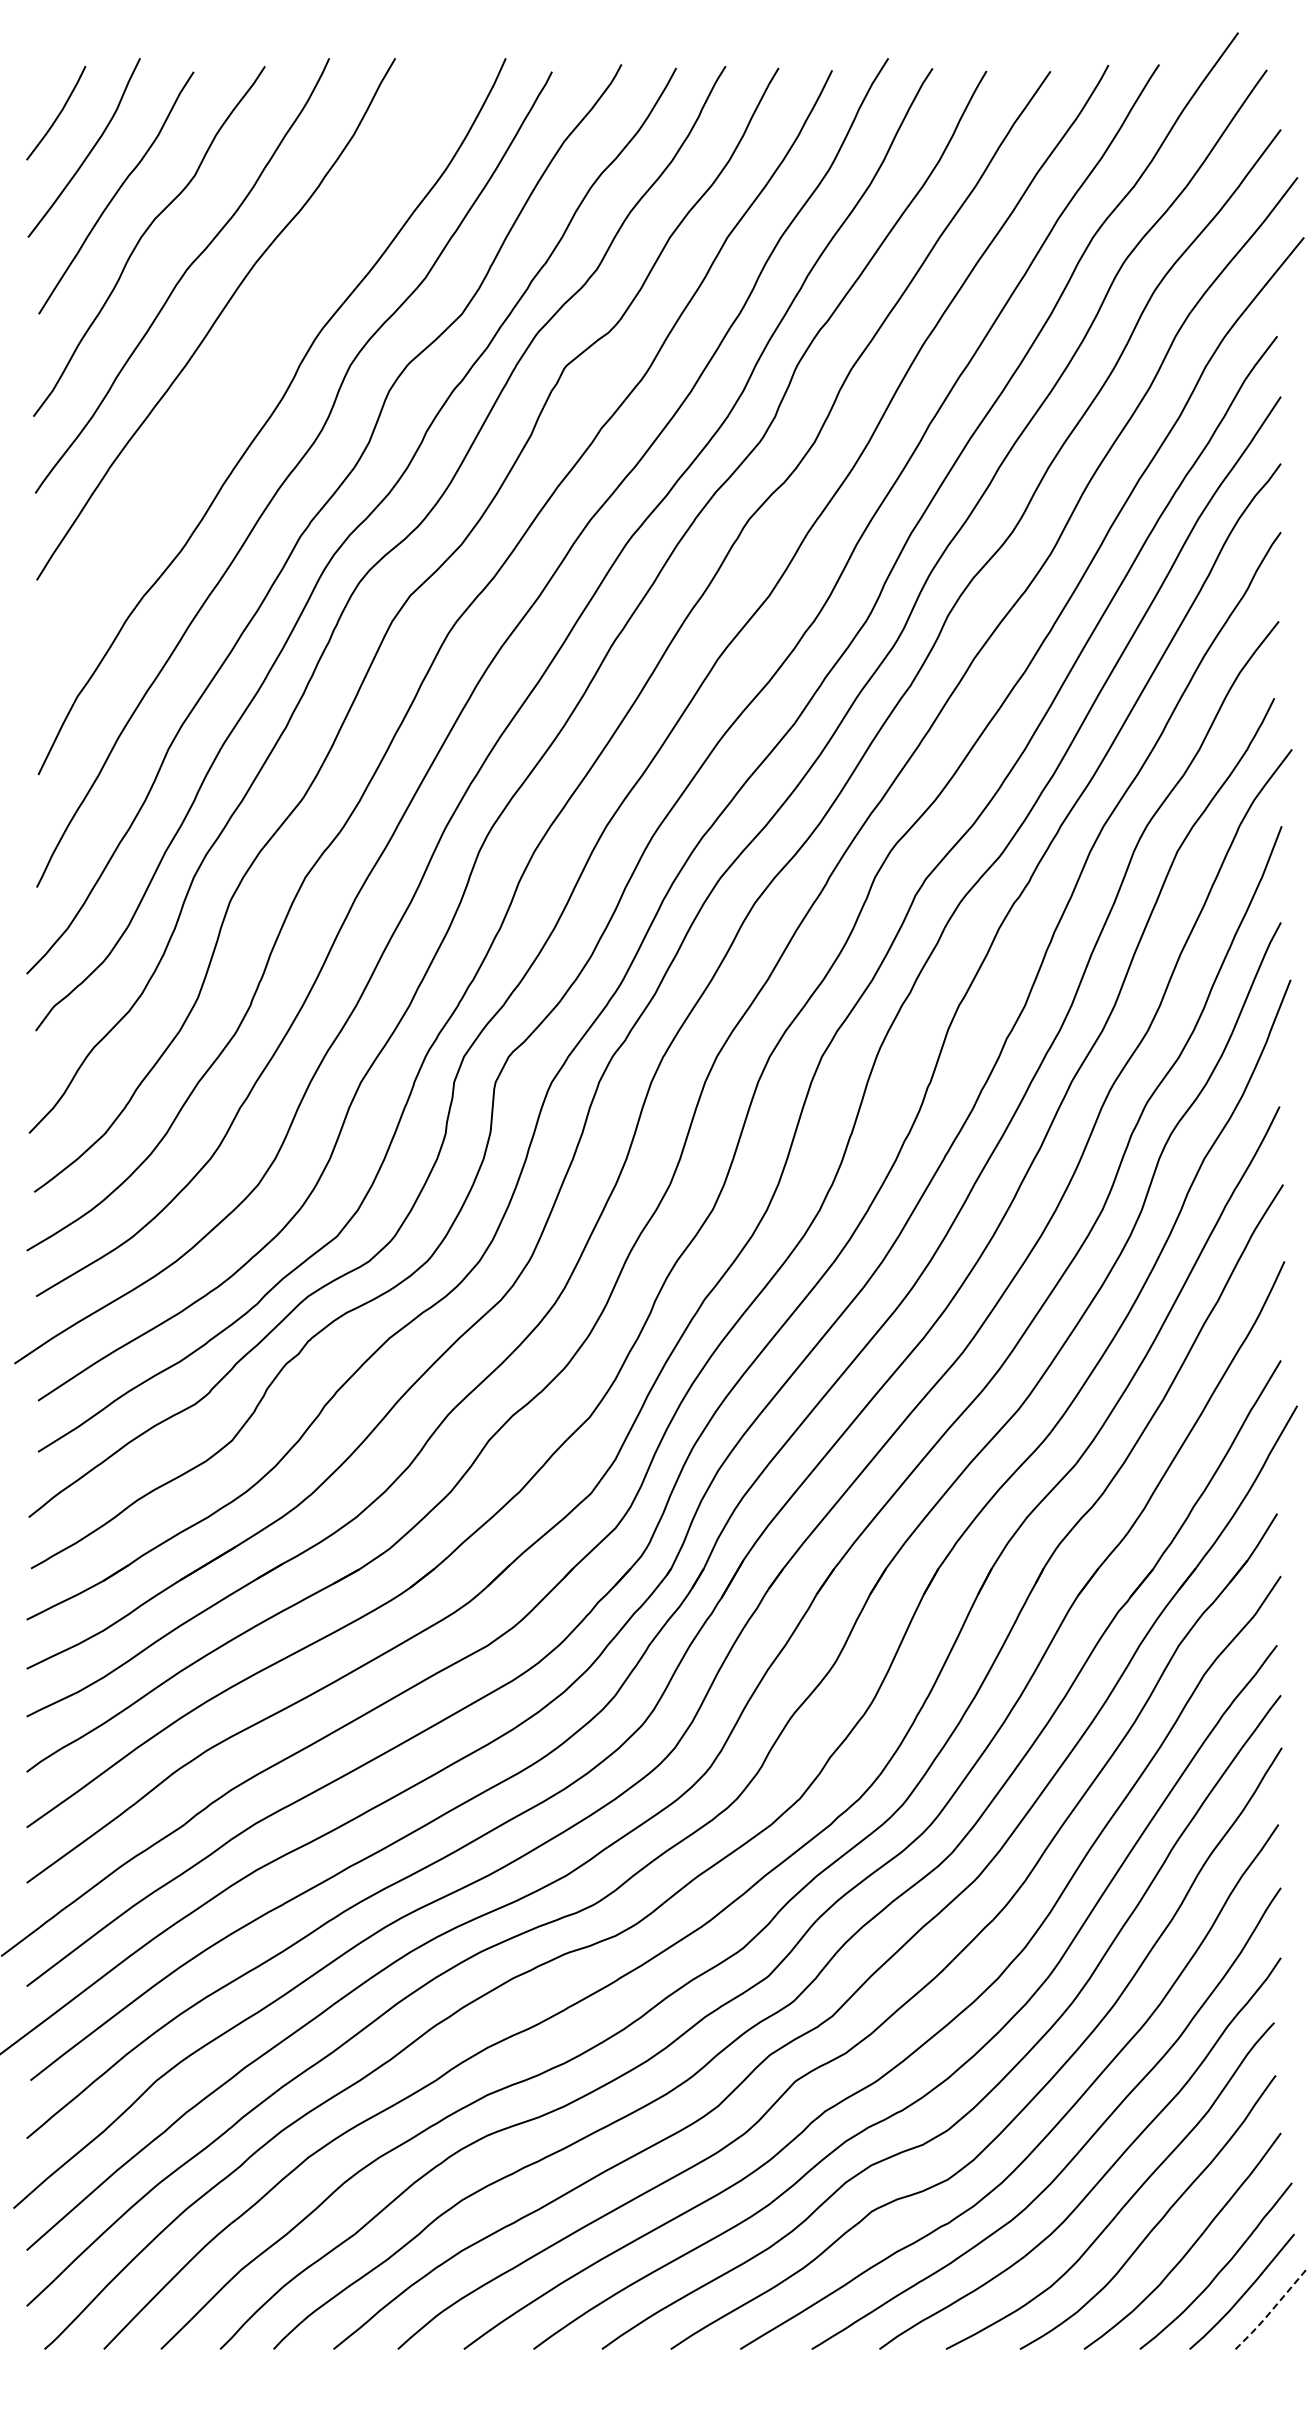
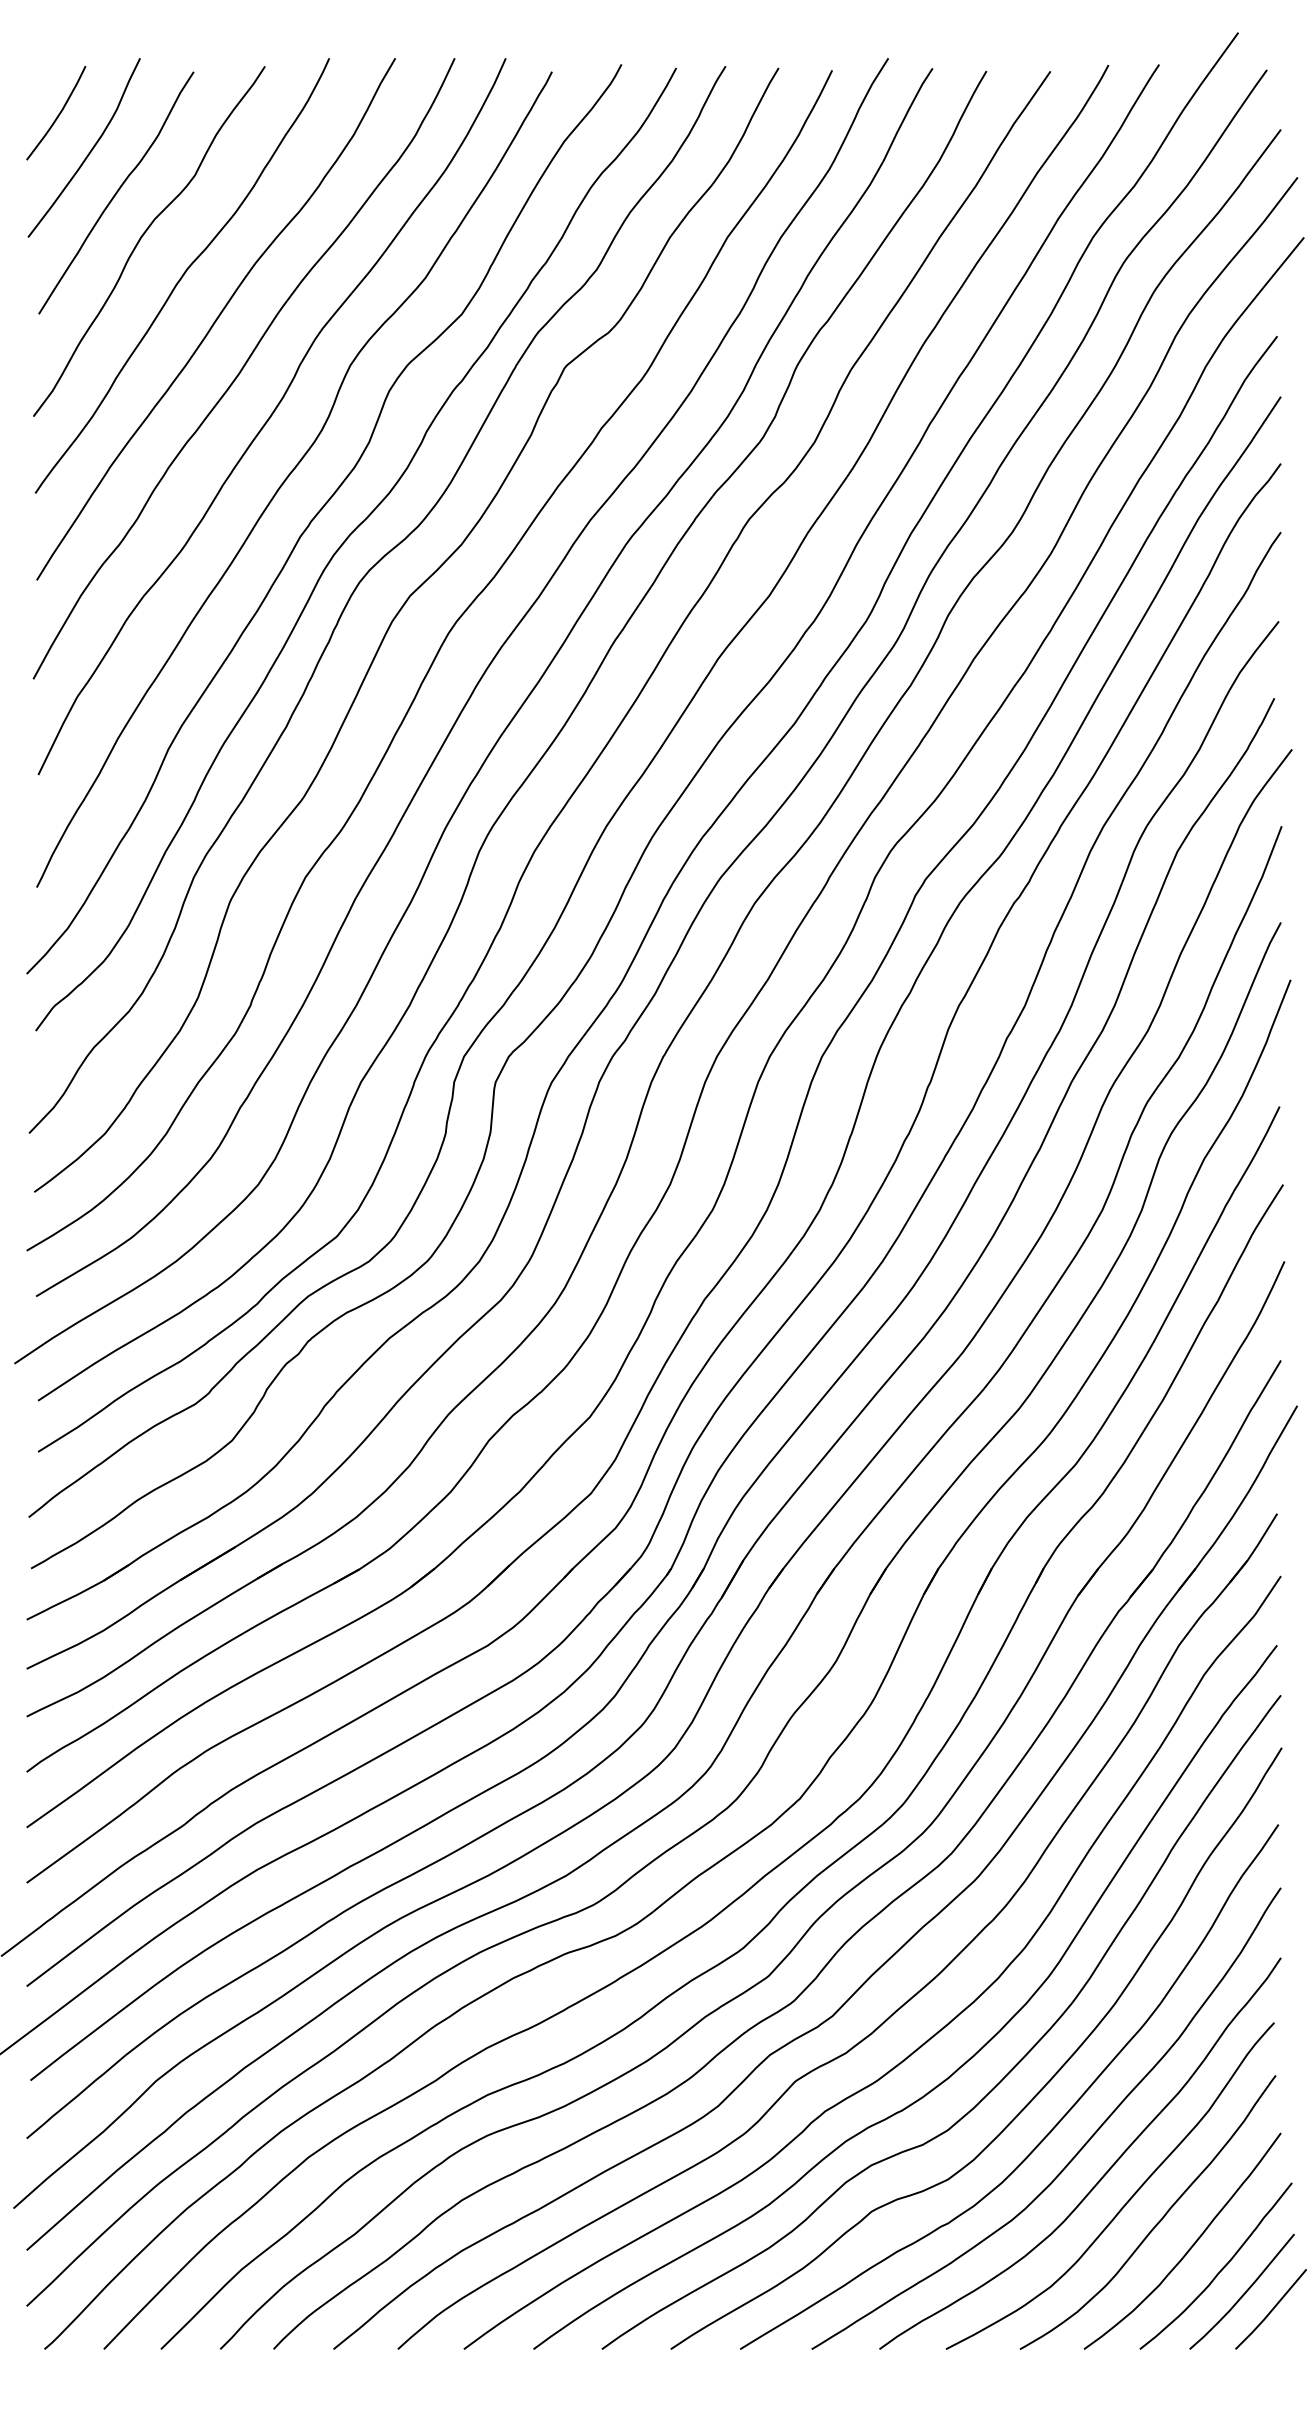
curve: none -> present (243, 368)
line: dashed -> solid (1271, 2311)
